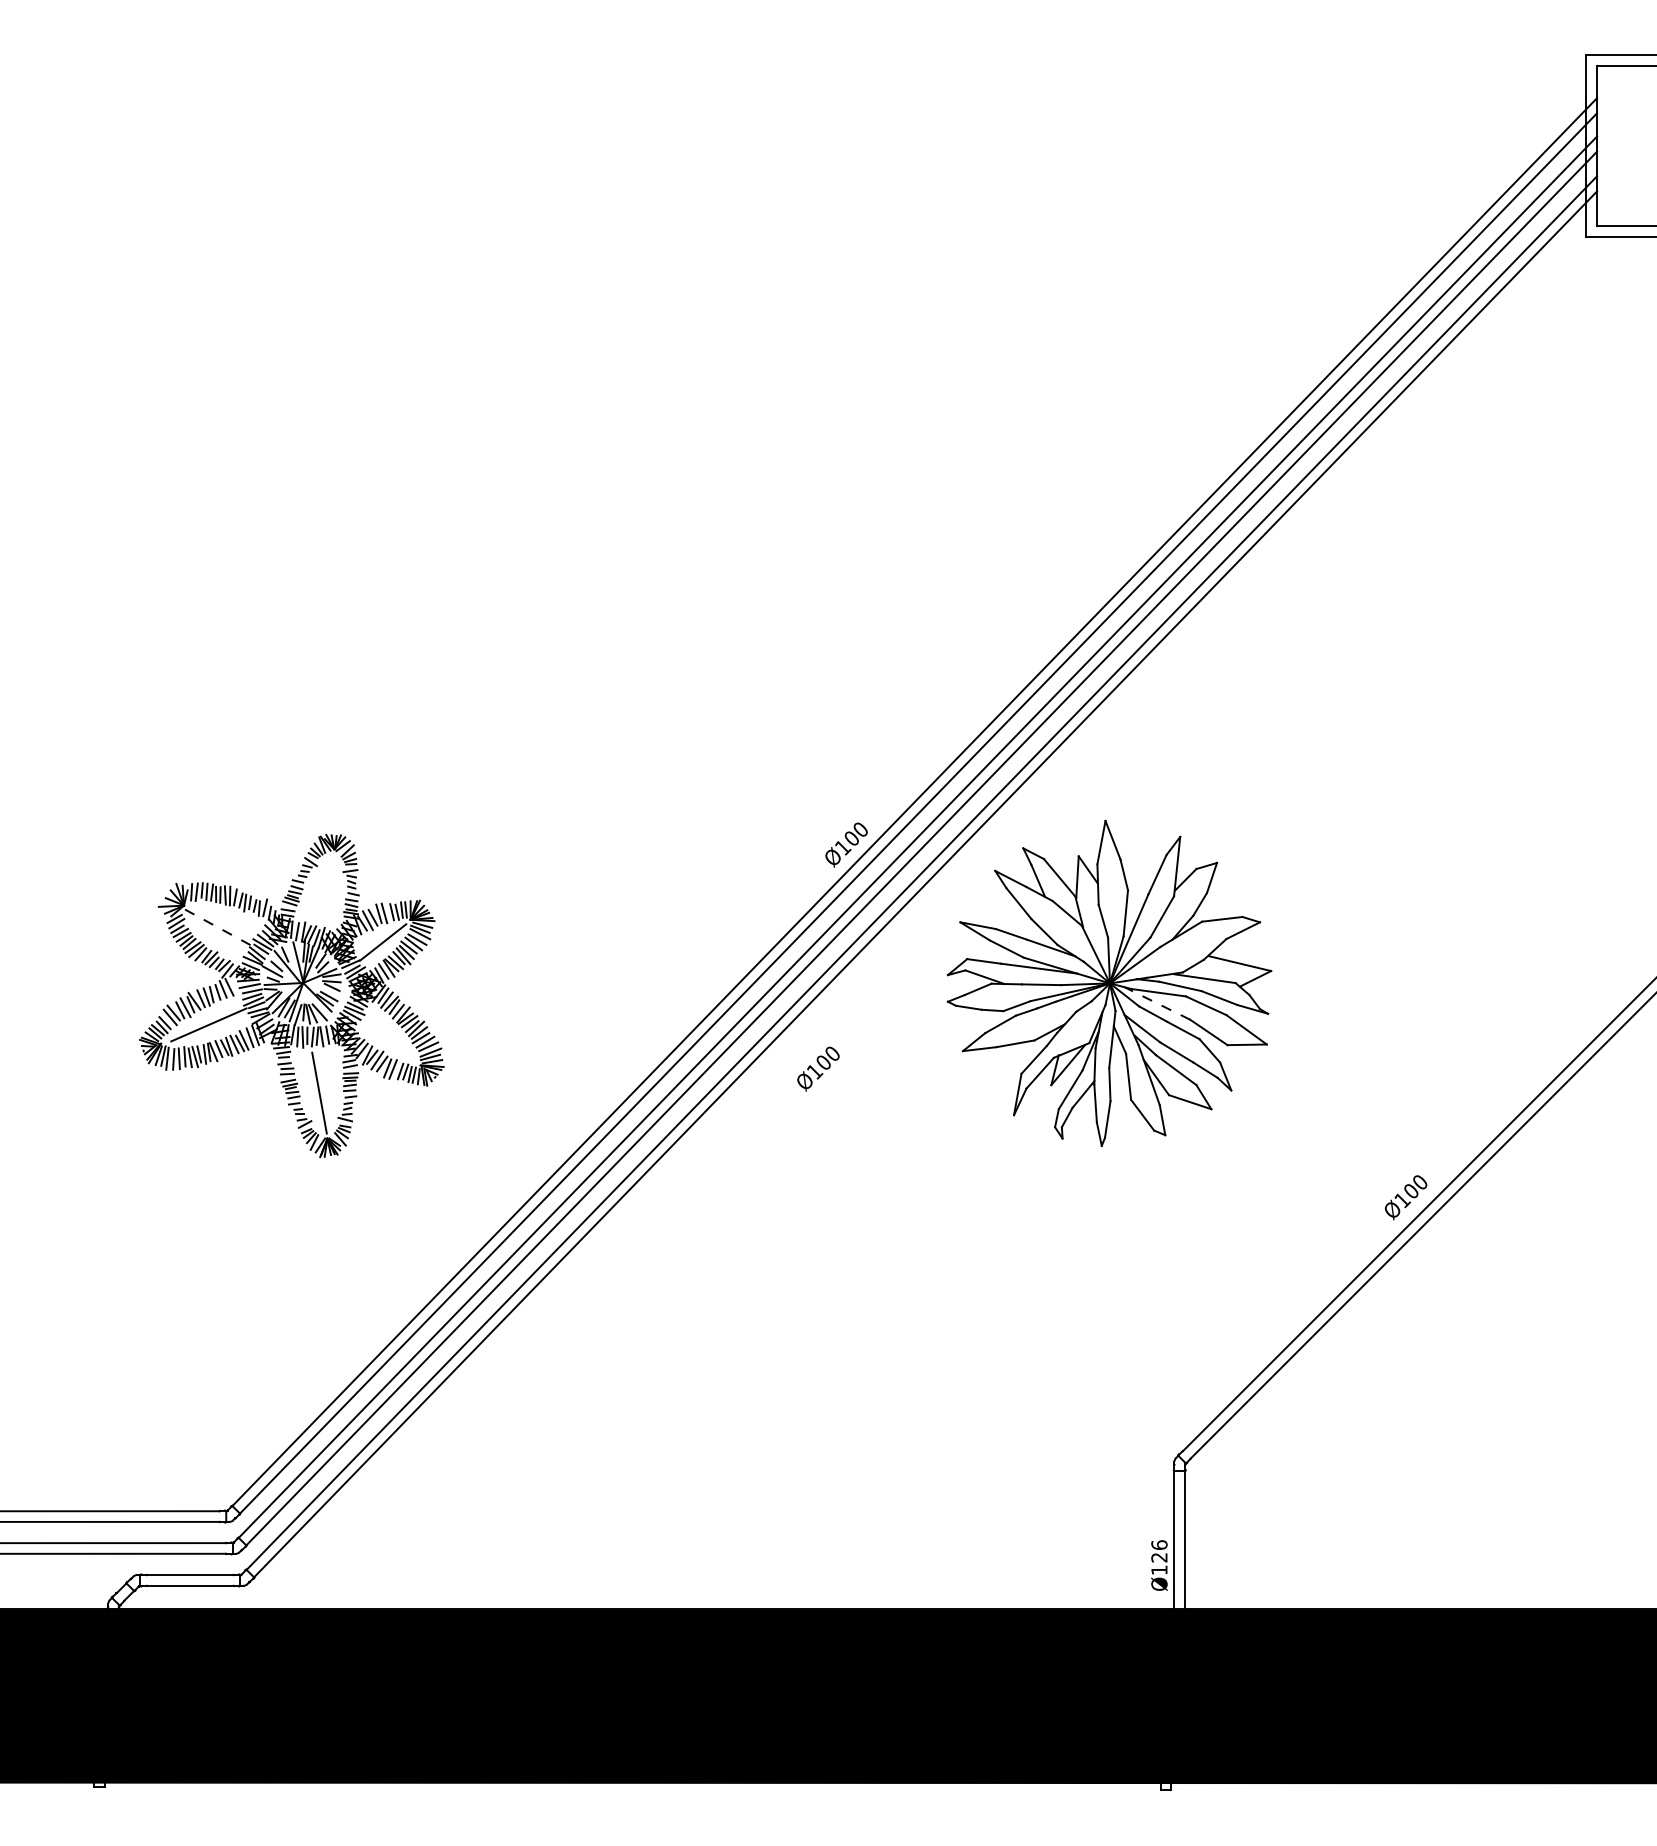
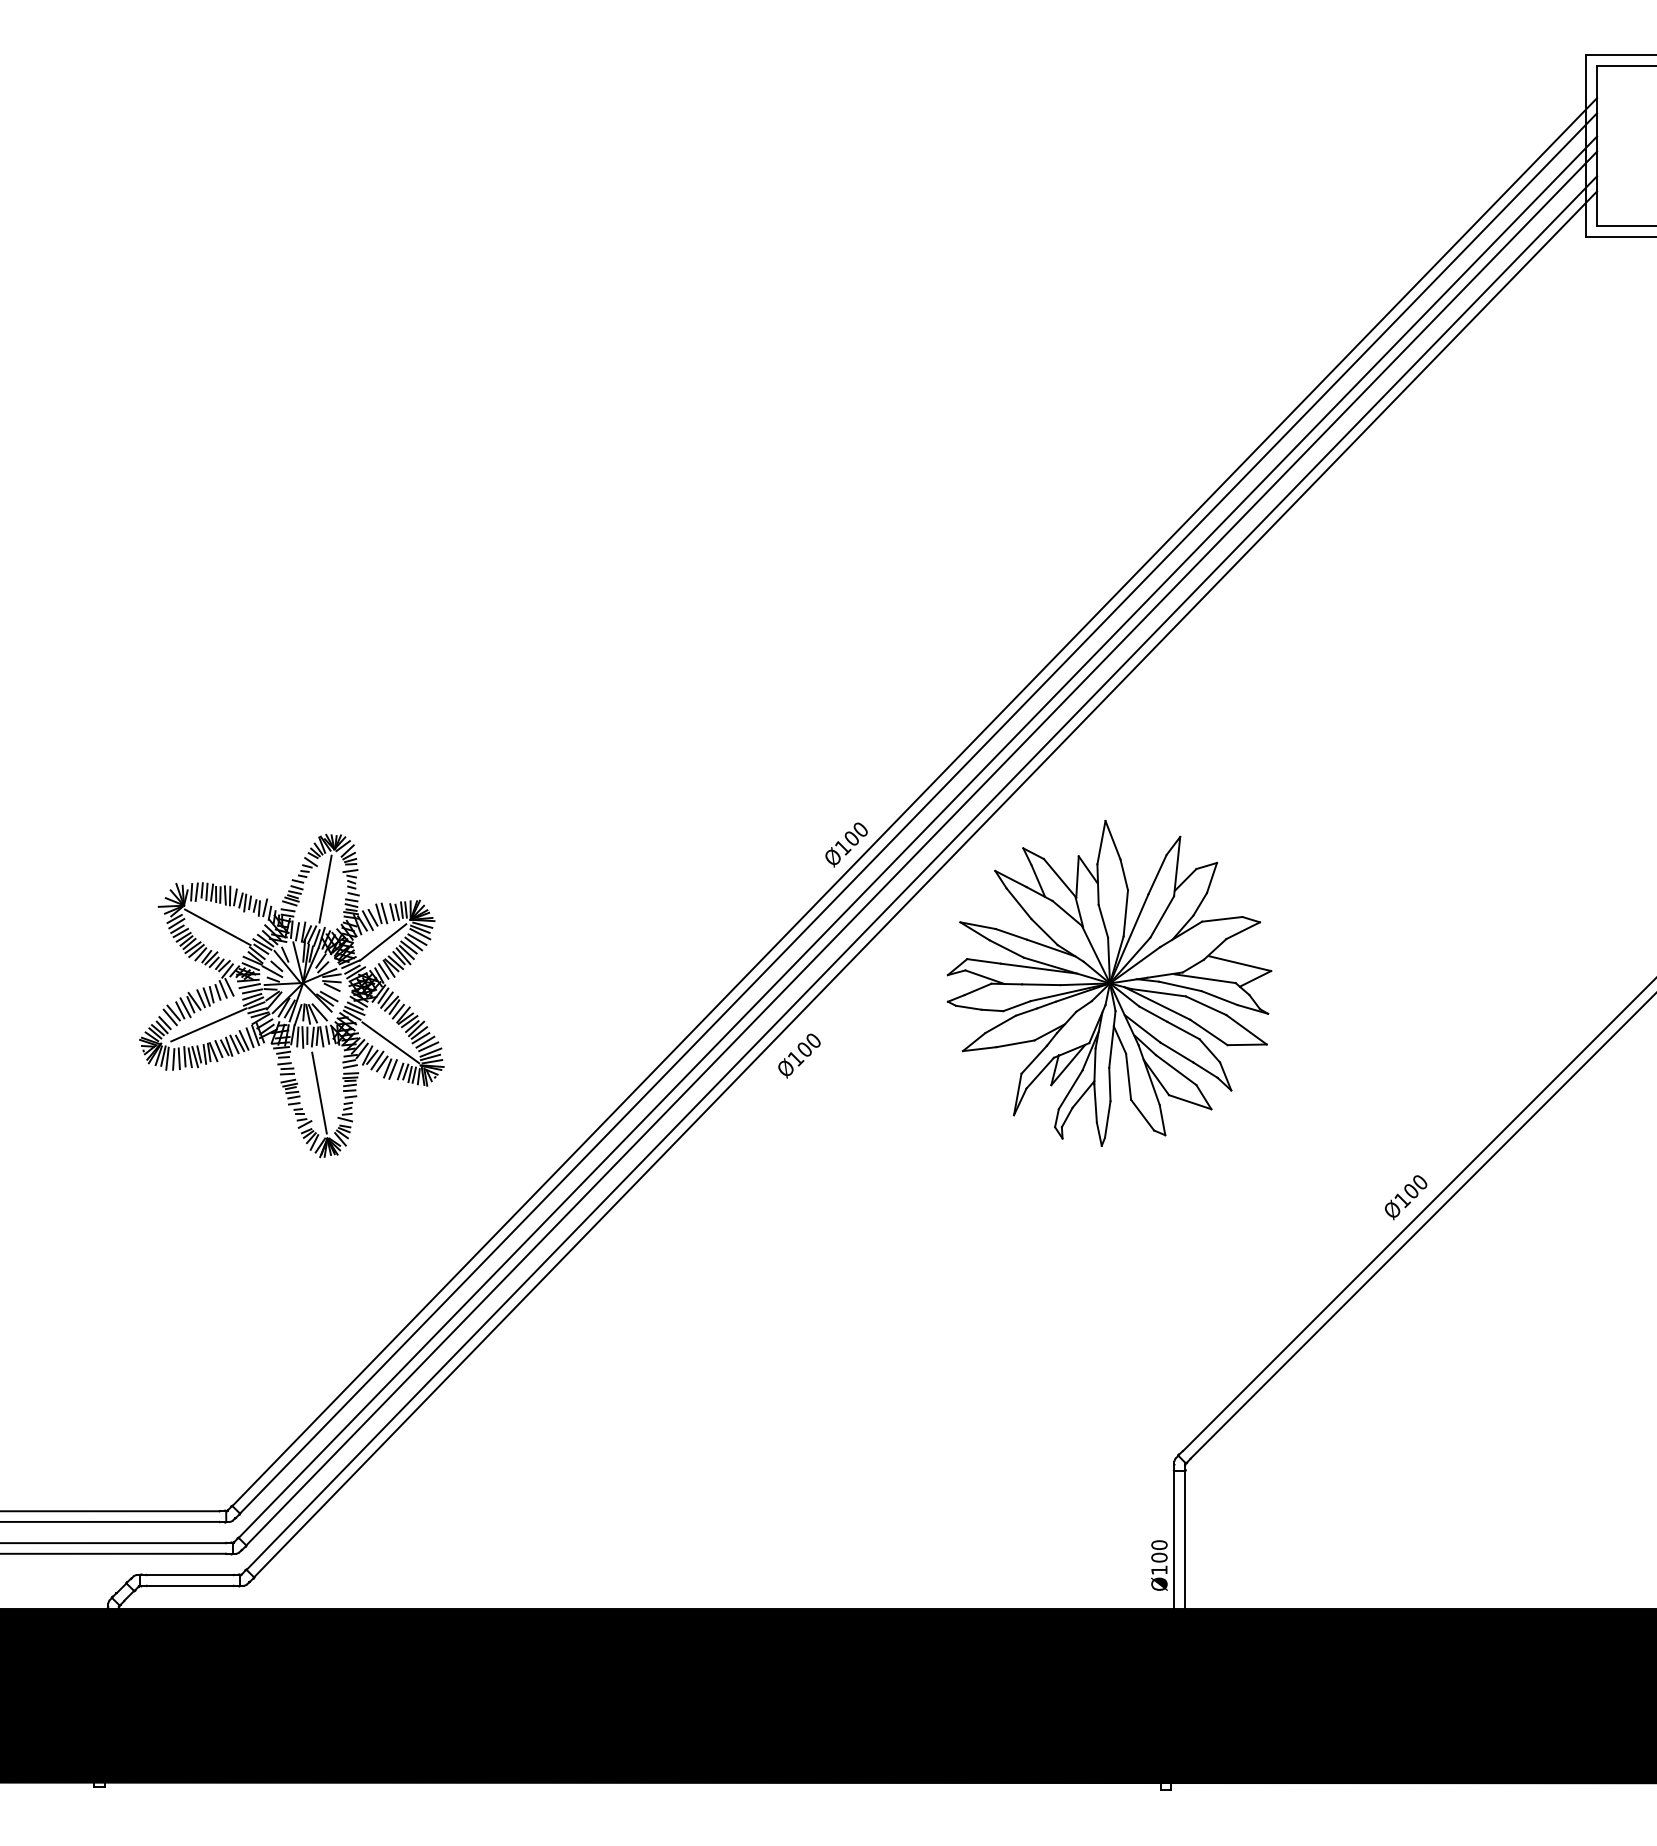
line: none -> present (325, 888)
line: dashed -> solid (217, 927)
line: dashed -> solid (1157, 1003)
line: none -> present (390, 1042)
text position: (818, 1068) -> (799, 1055) (799, 1055)
text: Ø126 -> Ø100 (1159, 1551)
